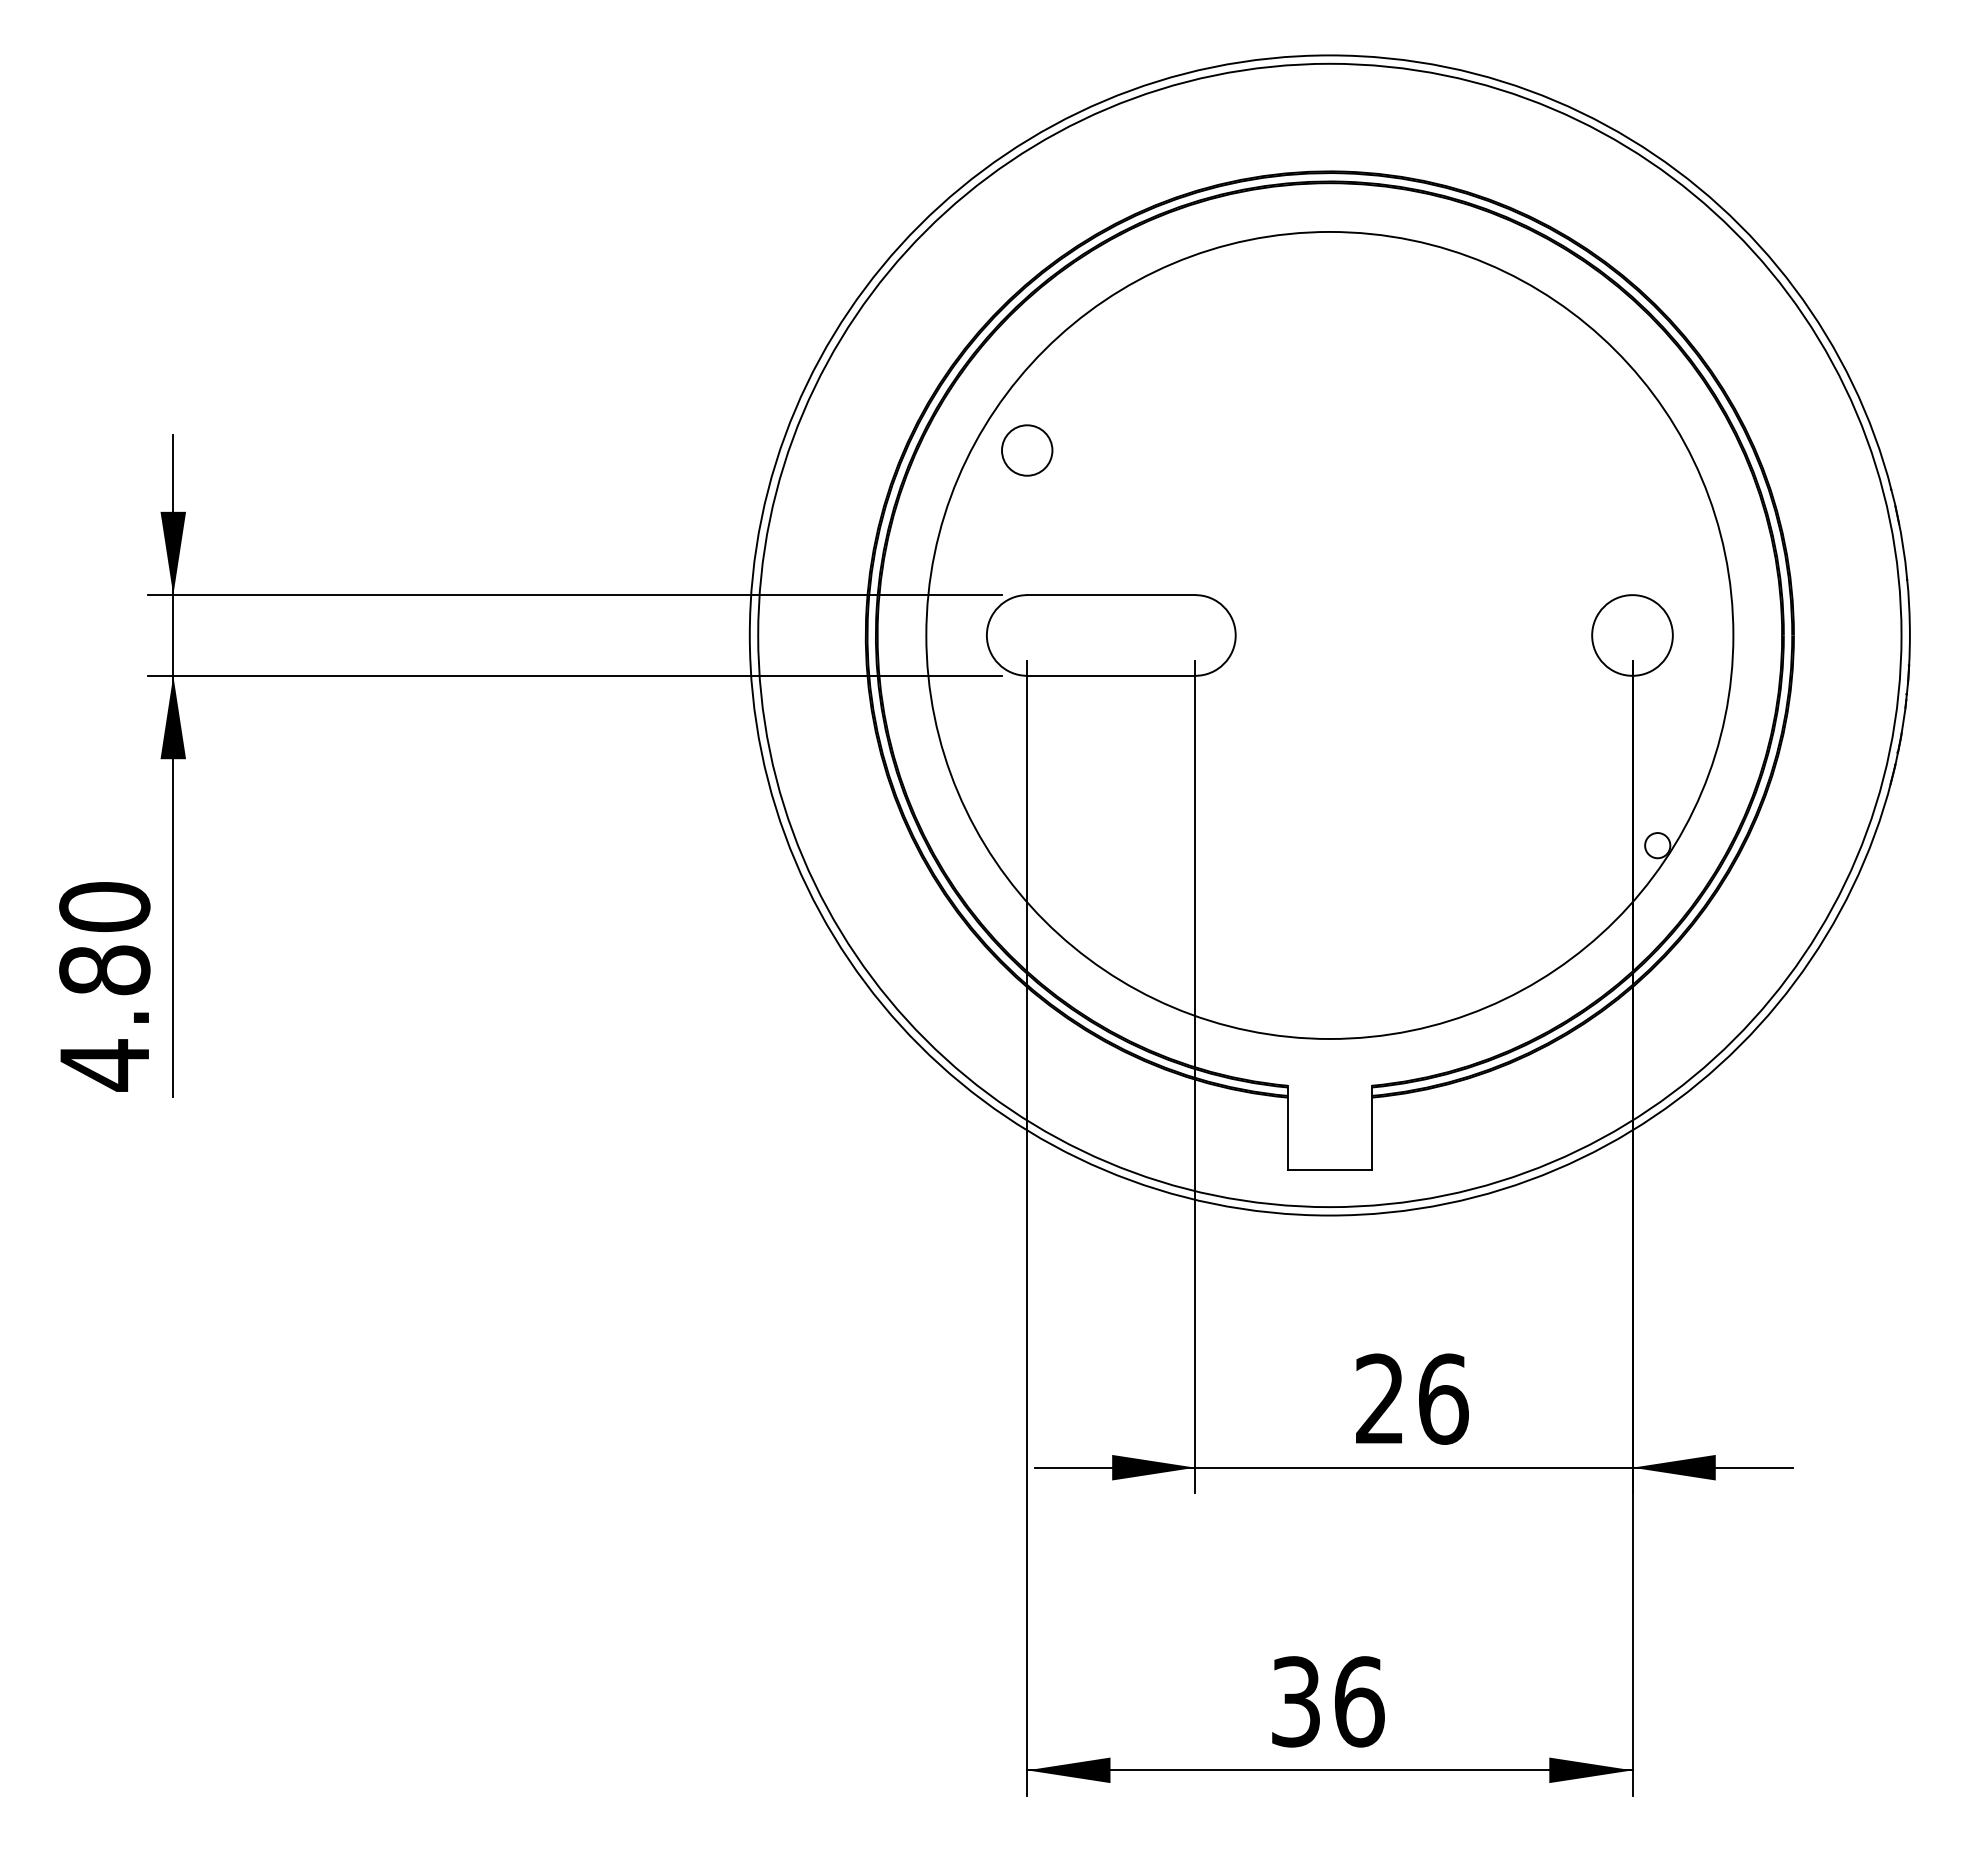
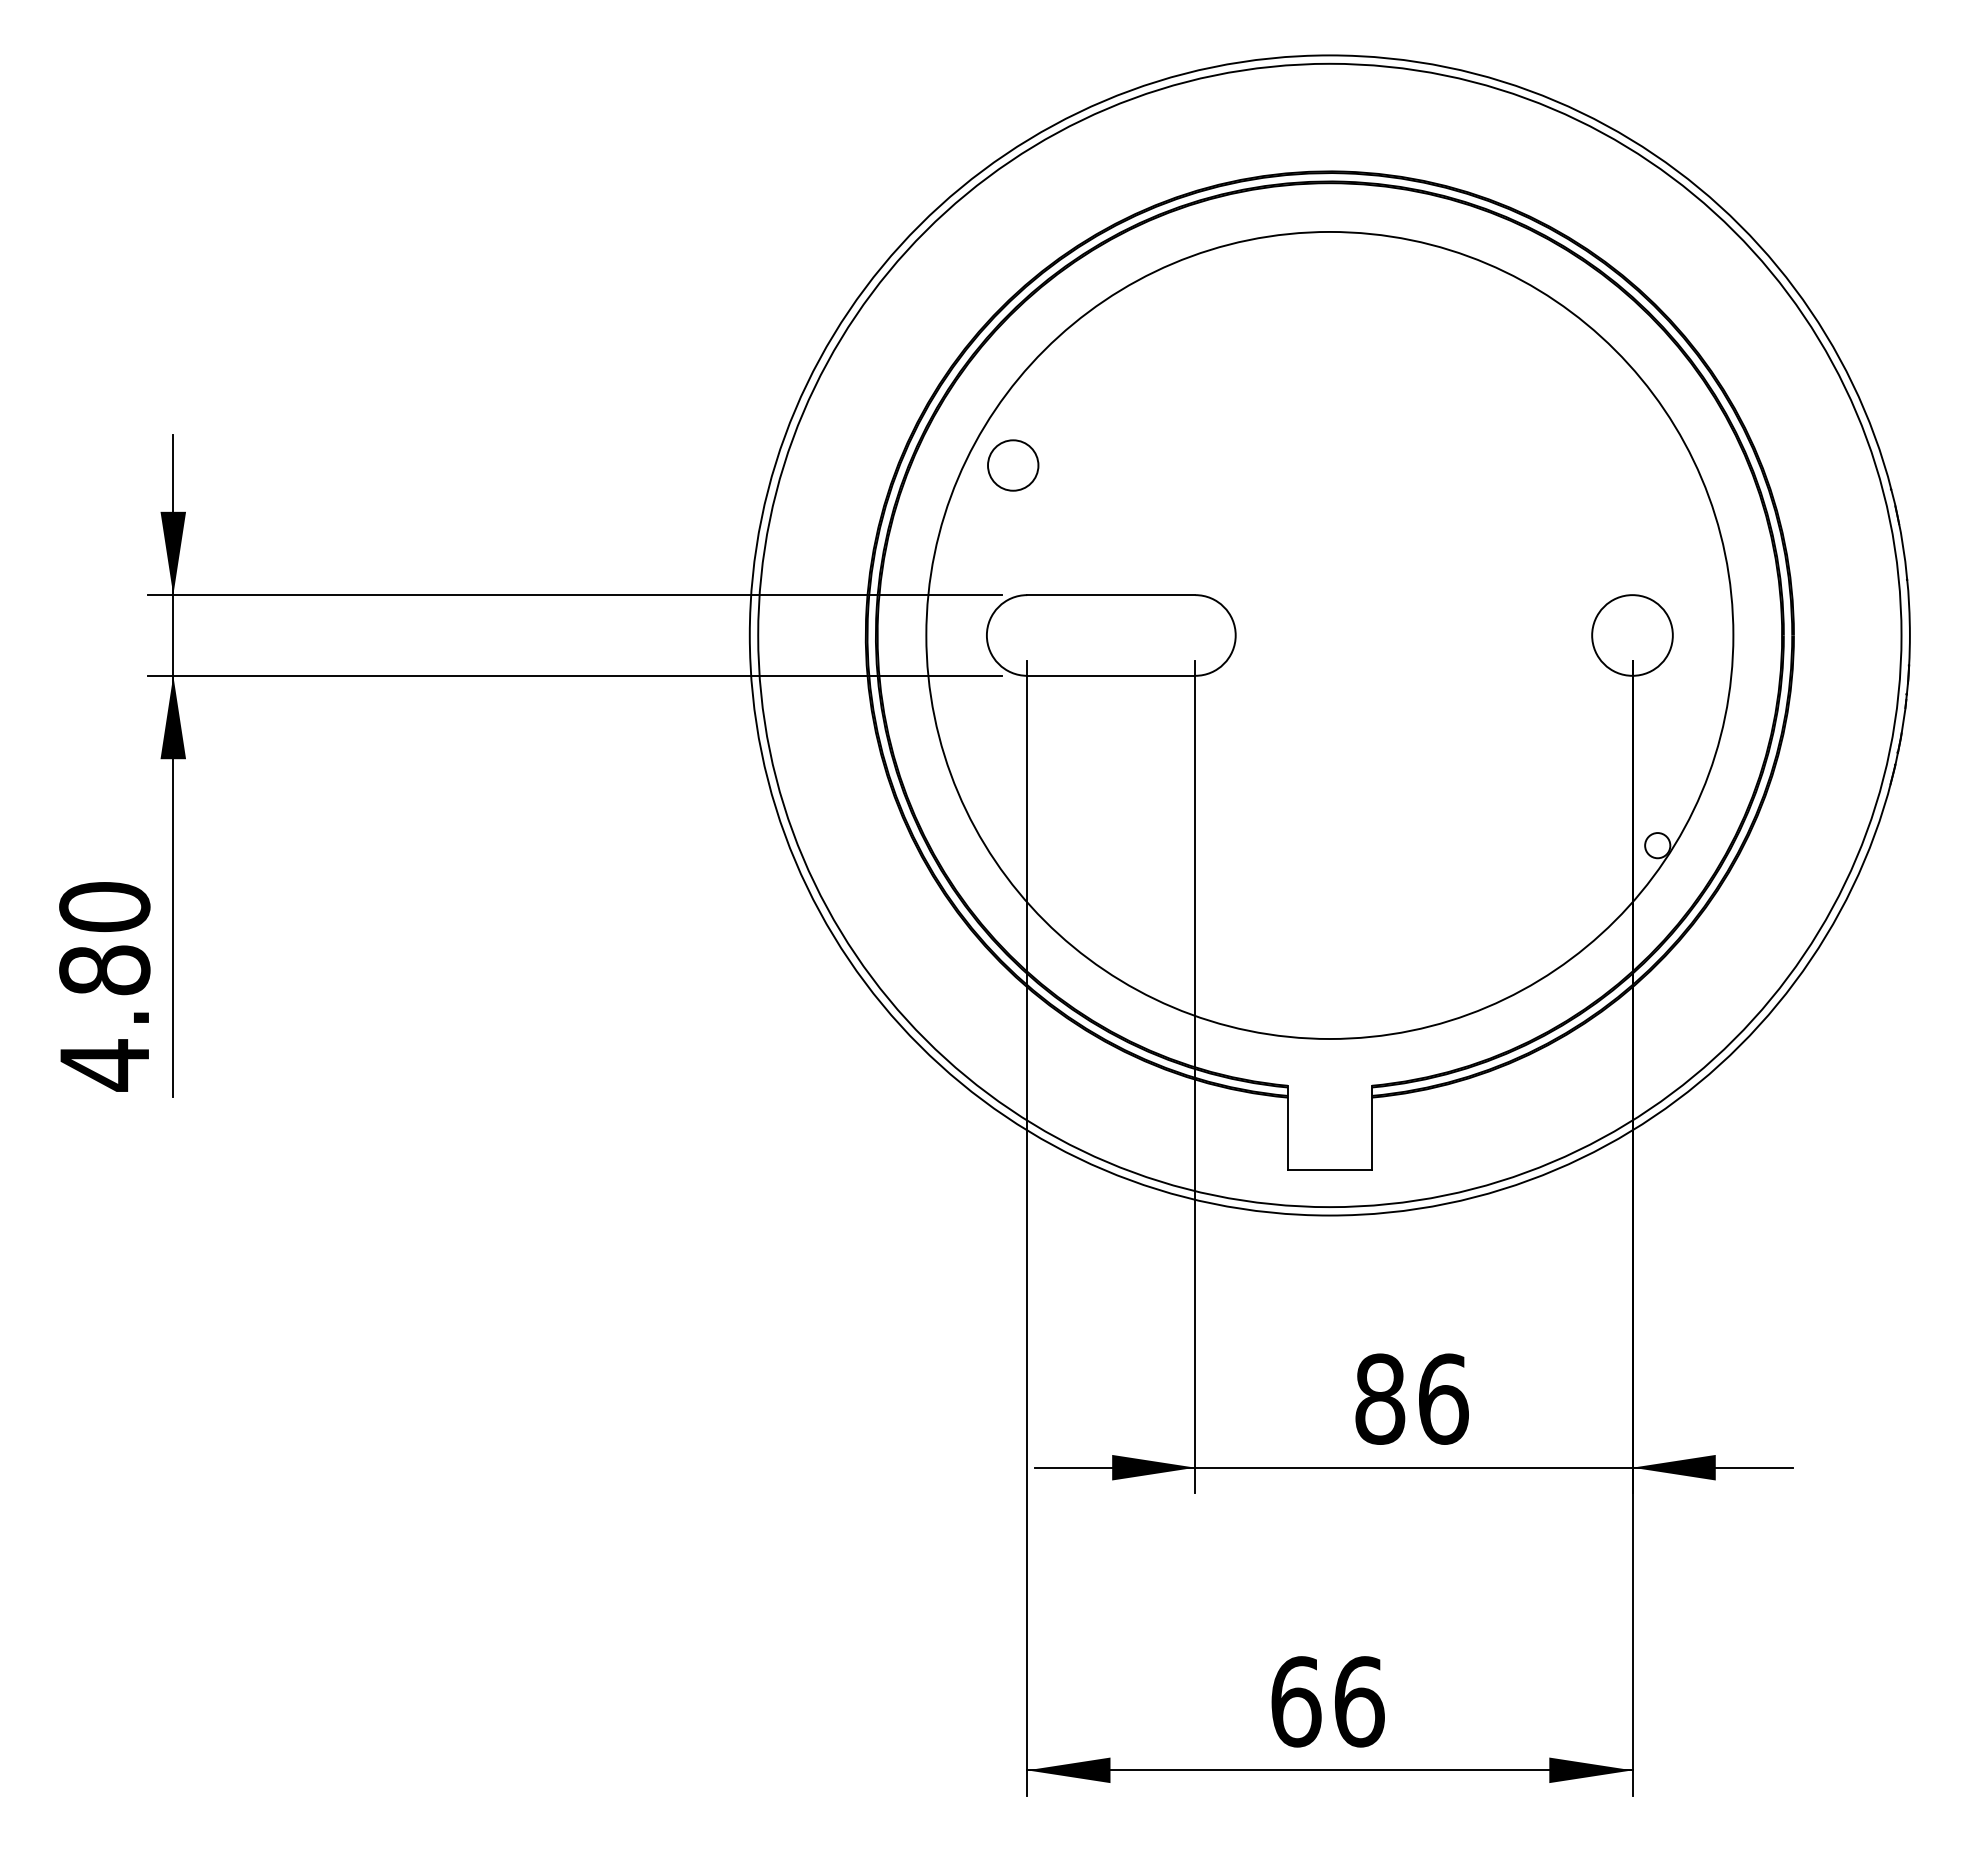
circle position: (1027, 450) -> (1013, 465) (1013, 465)
text: 26 -> 86 (1380, 1398)
text: 36 -> 66 (1296, 1701)
